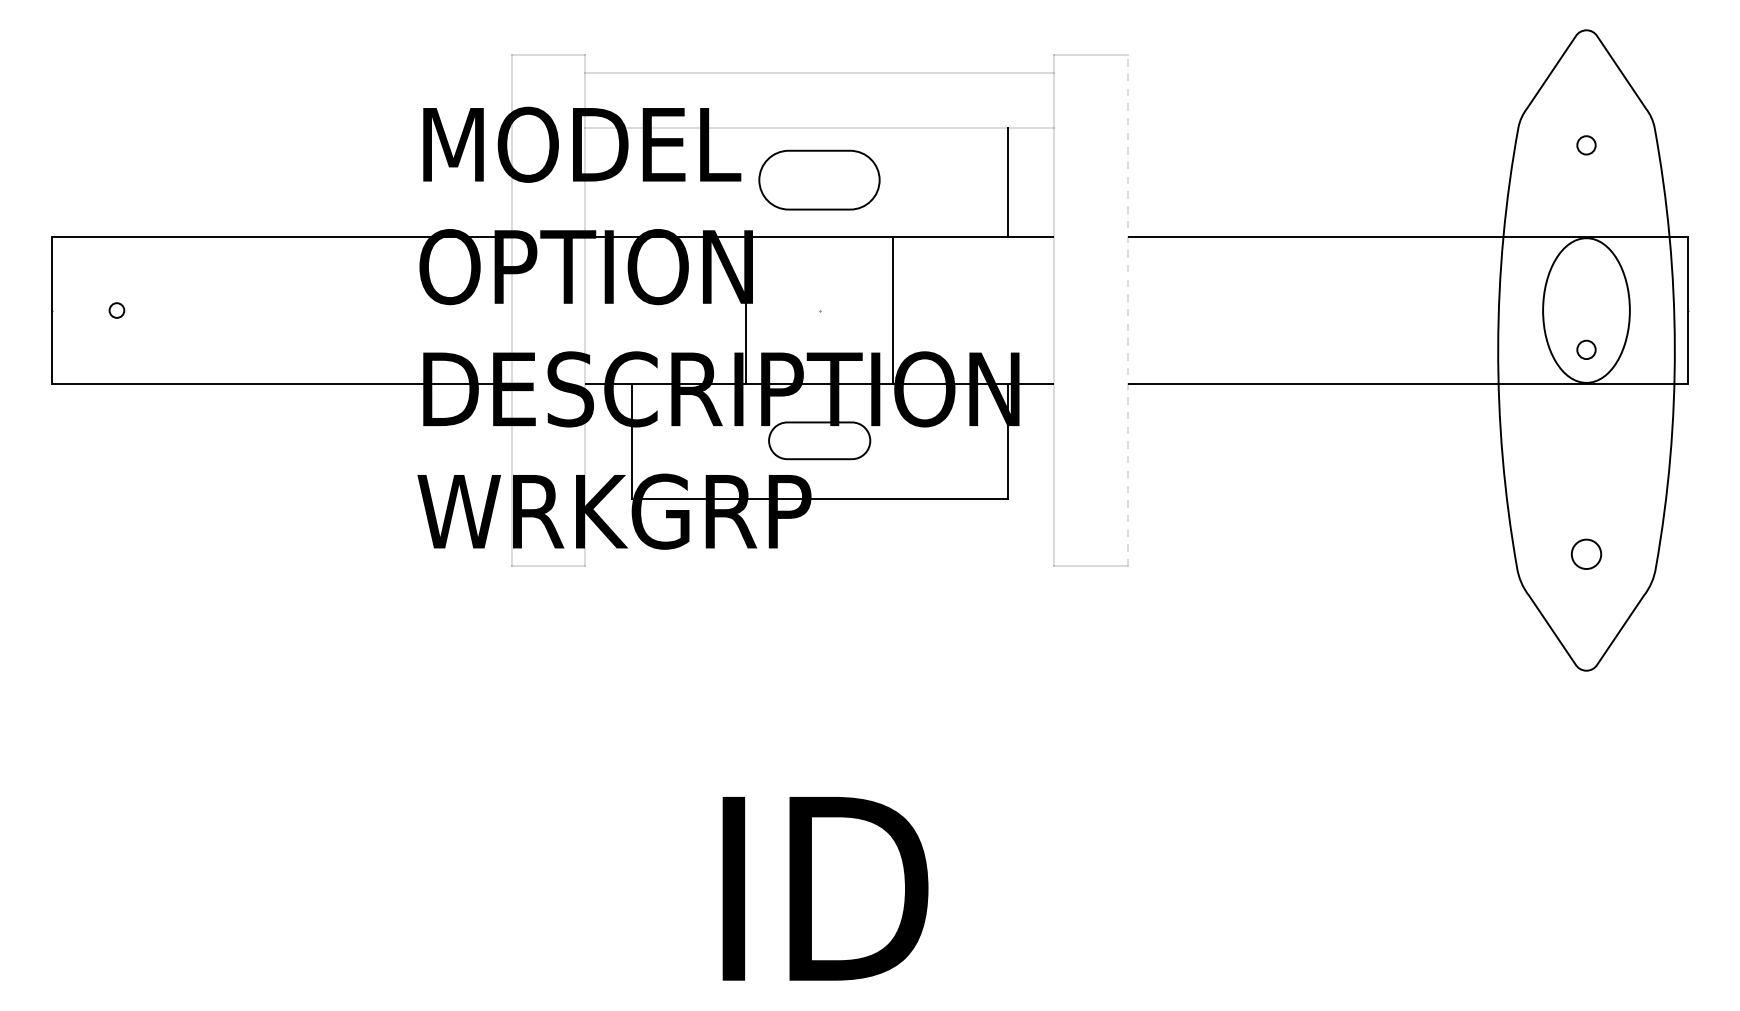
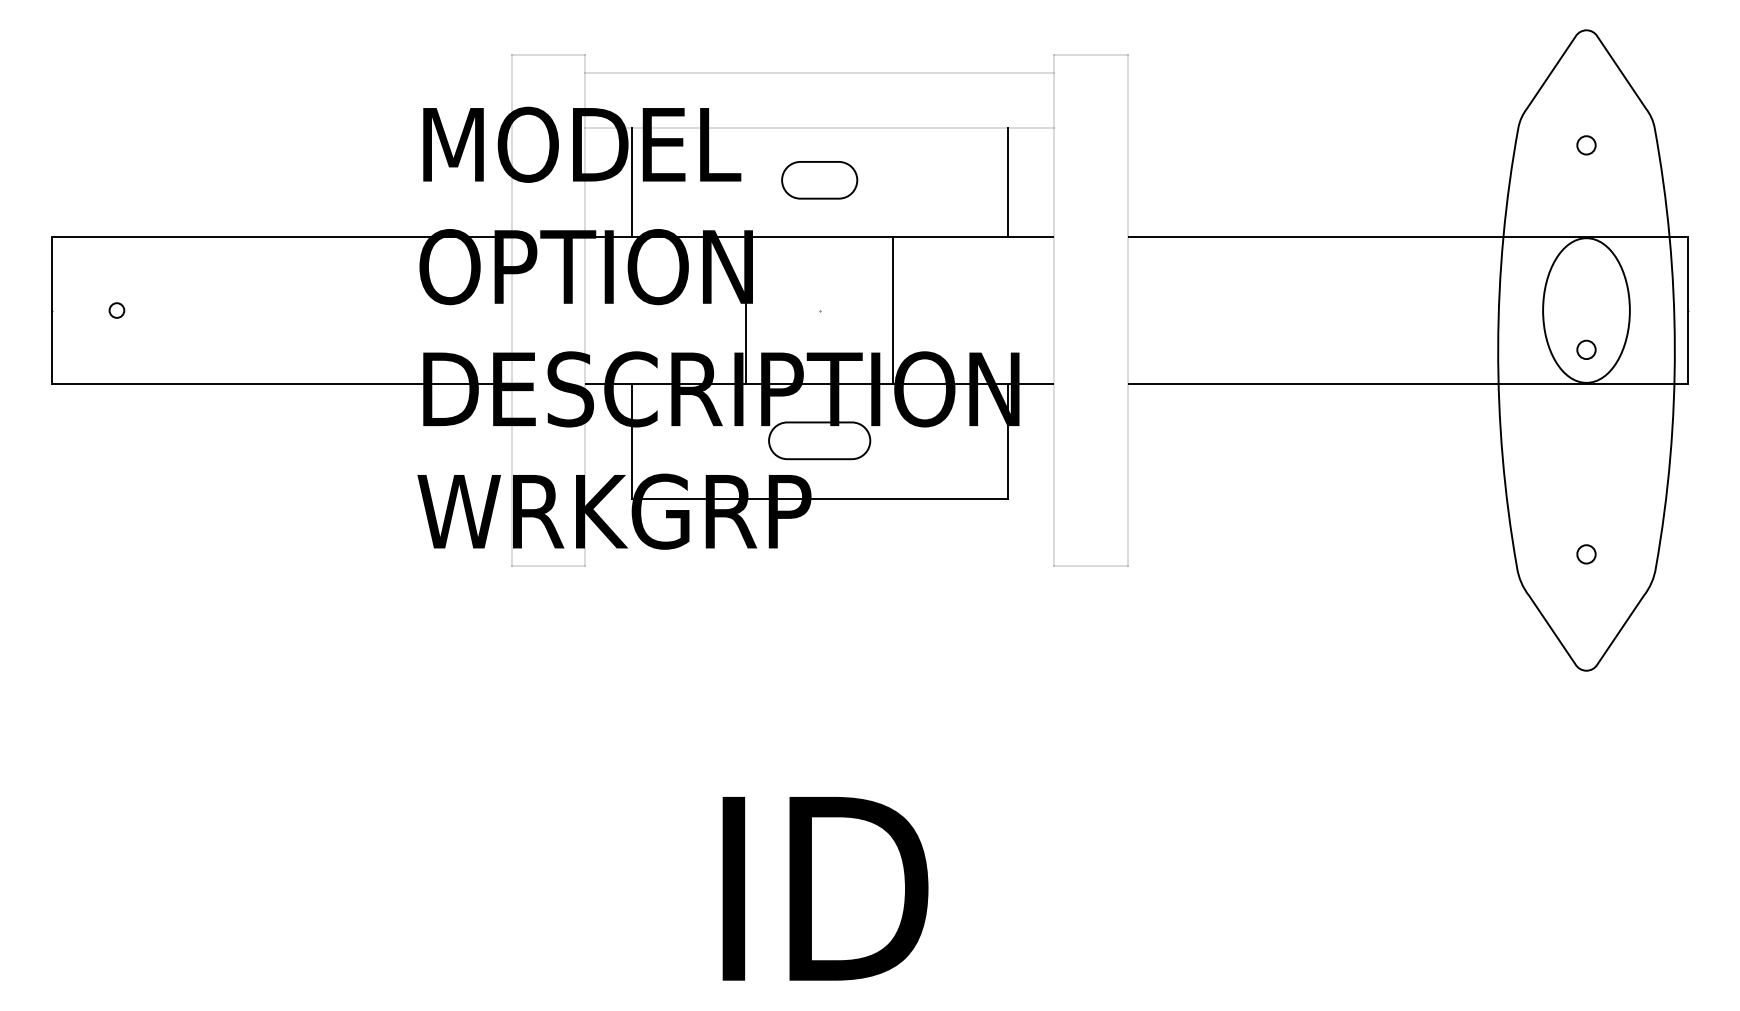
part size: 123x62 px -> 78x39 px (819, 180)
line: none -> present (631, 182)
line: dashed -> solid (1127, 310)
part size: 33x32 px -> 21x21 px (1586, 554)
